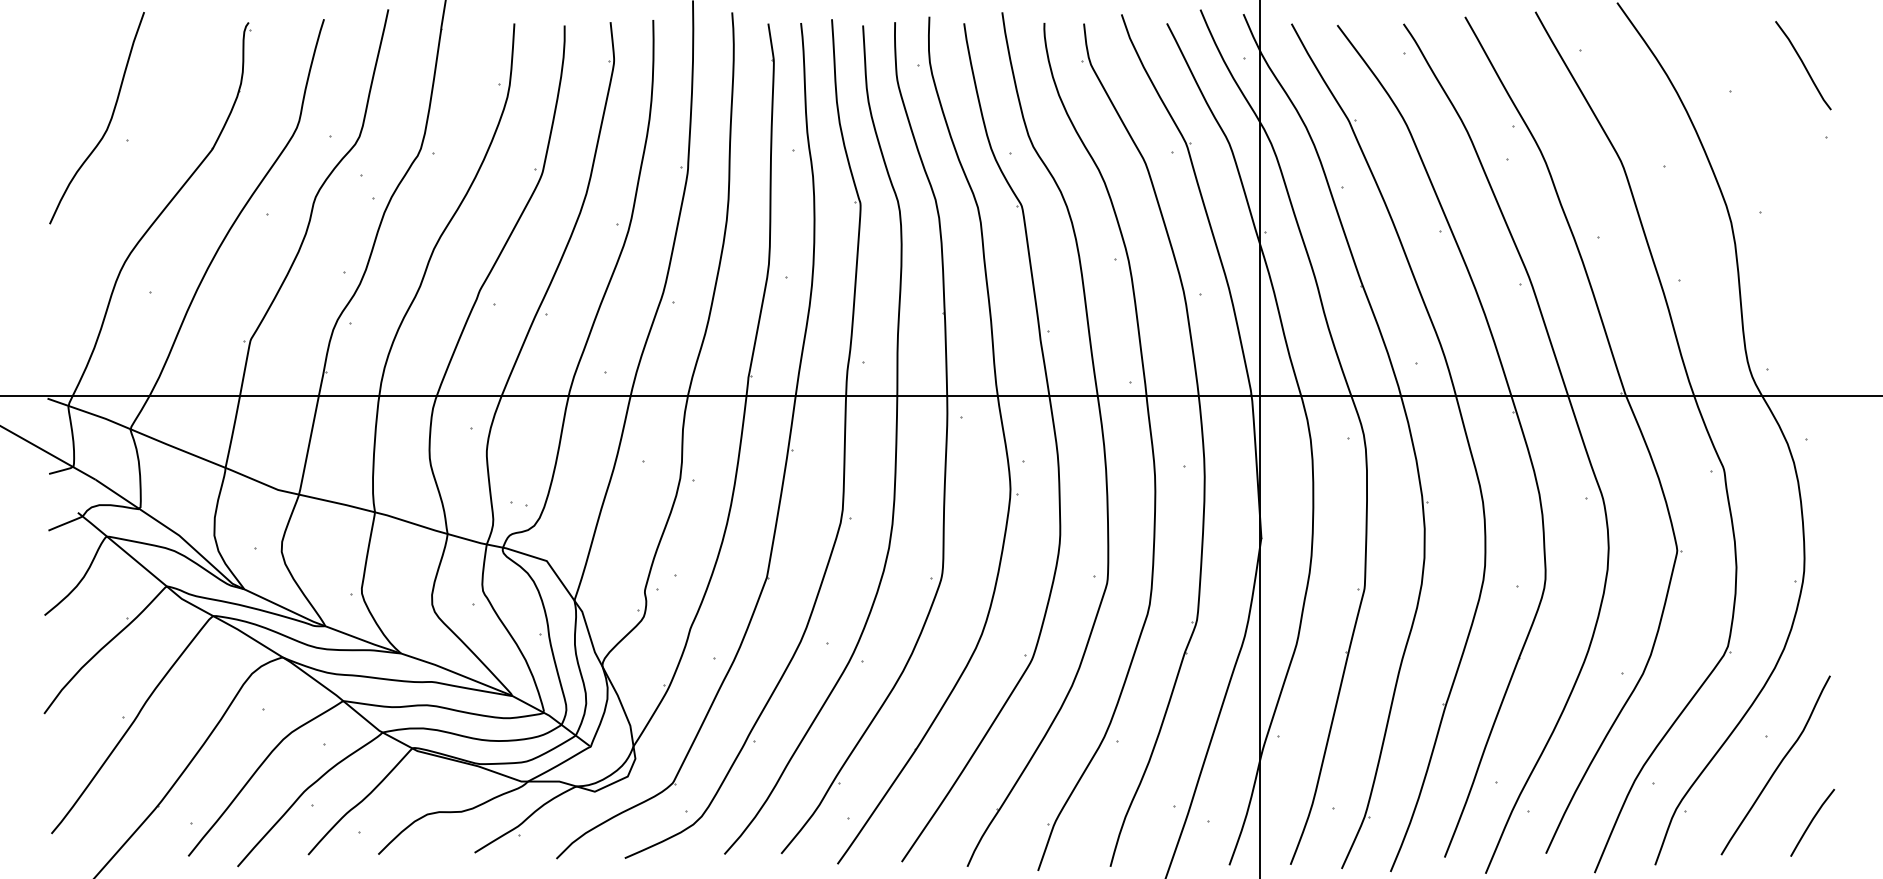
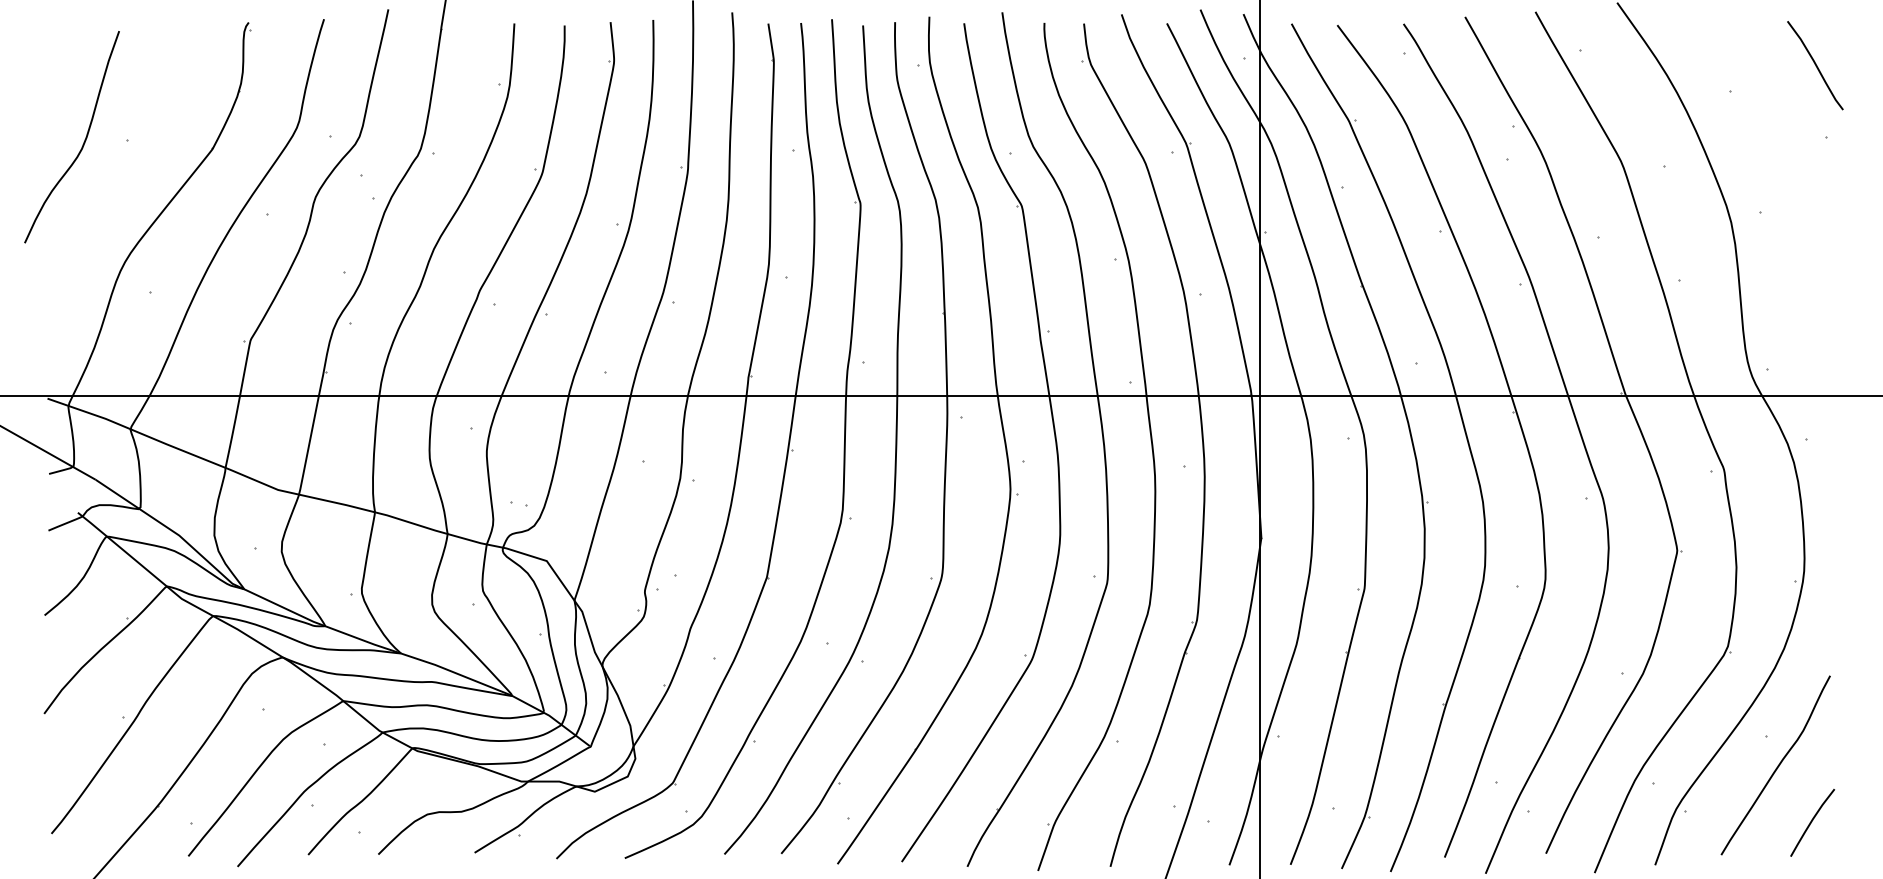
curve position: (1803, 65) -> (1815, 65) (1815, 65)
curve position: (108, 123) -> (83, 142) (83, 142)
